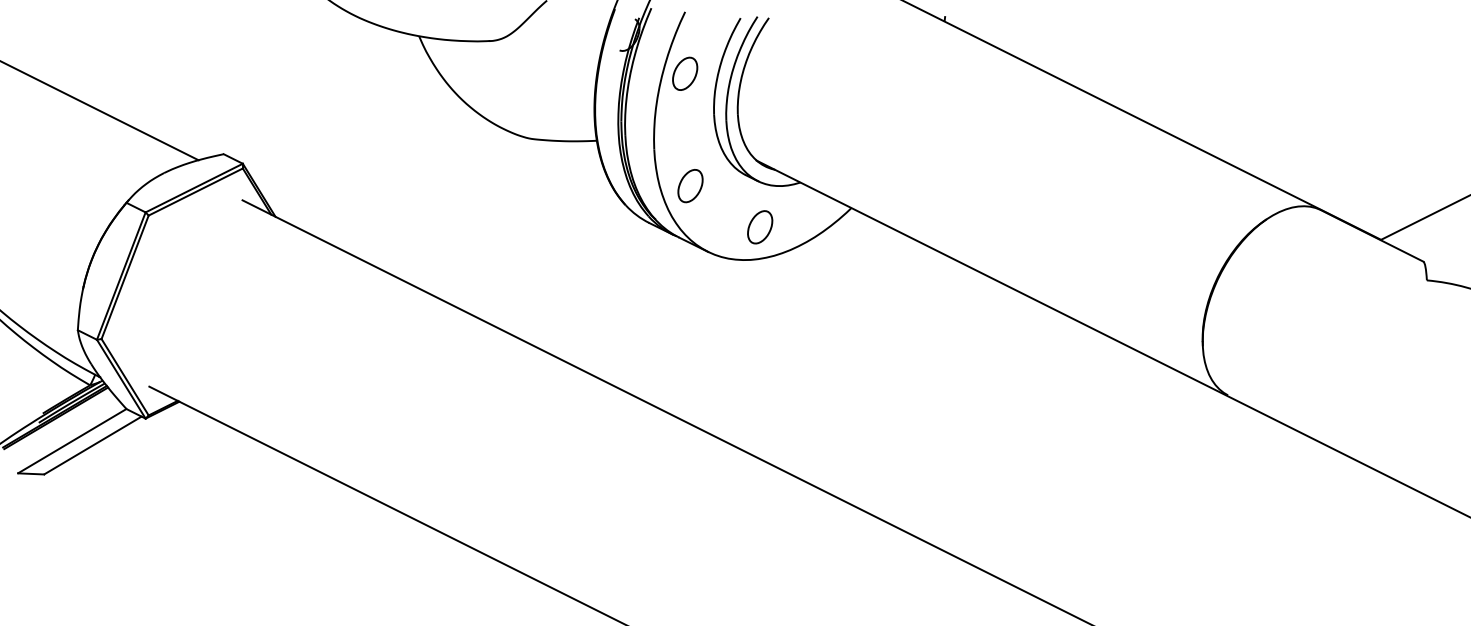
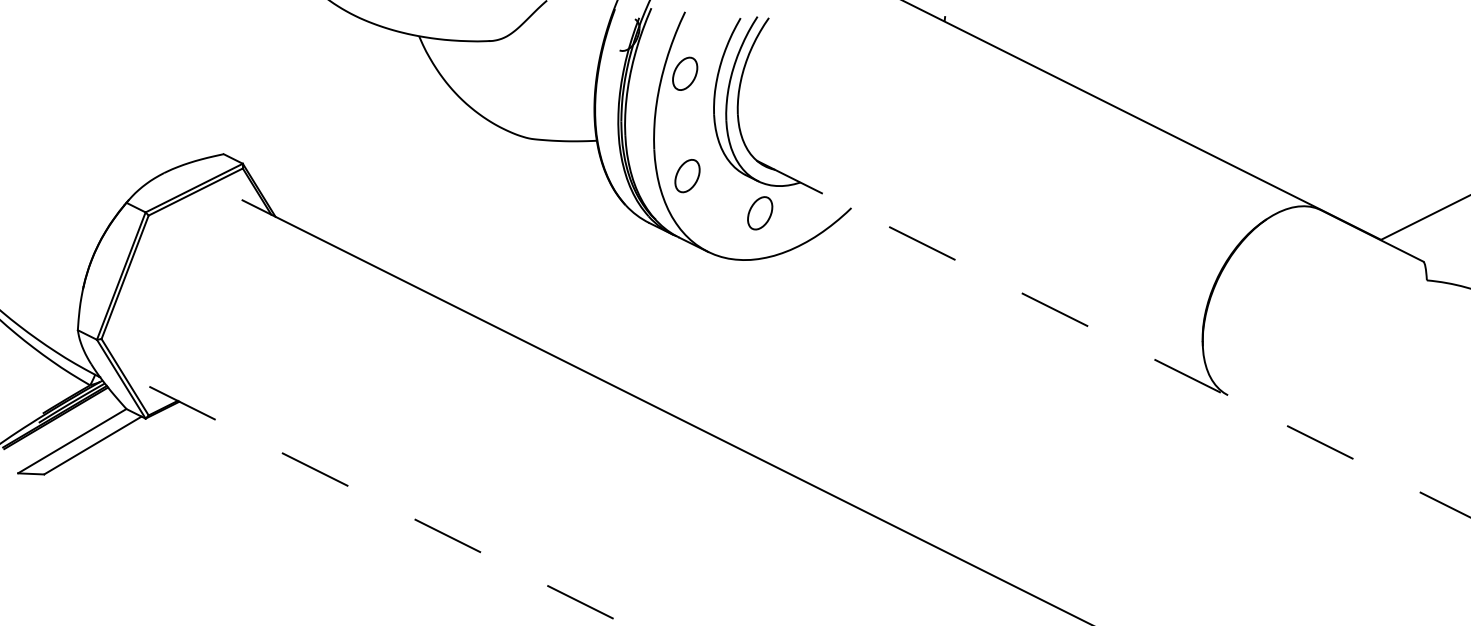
line: present -> none (100, 111)
part position: (690, 186) -> (687, 176) (687, 176)
part position: (760, 227) -> (760, 213) (760, 213)
line: solid -> dashed (1114, 339)
line: solid -> dashed (389, 506)
